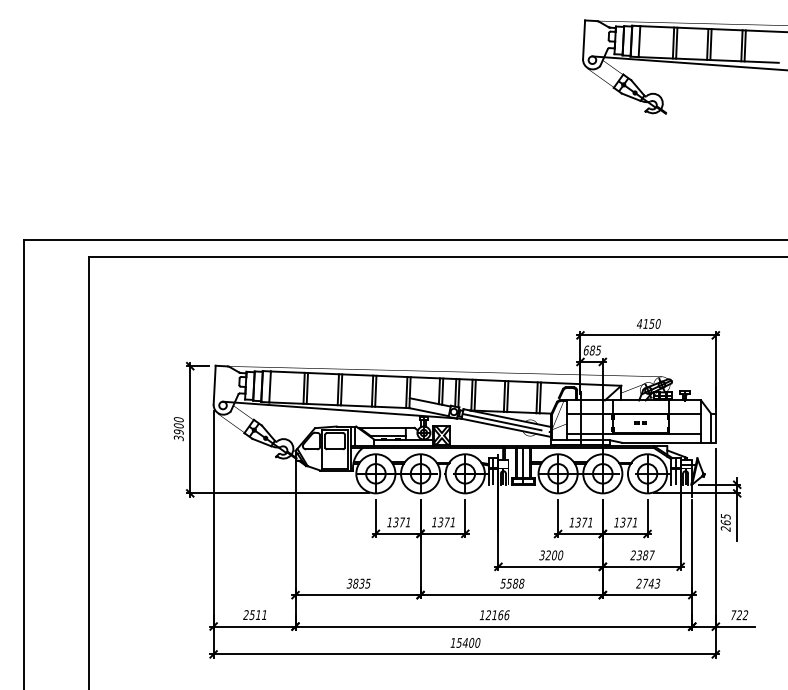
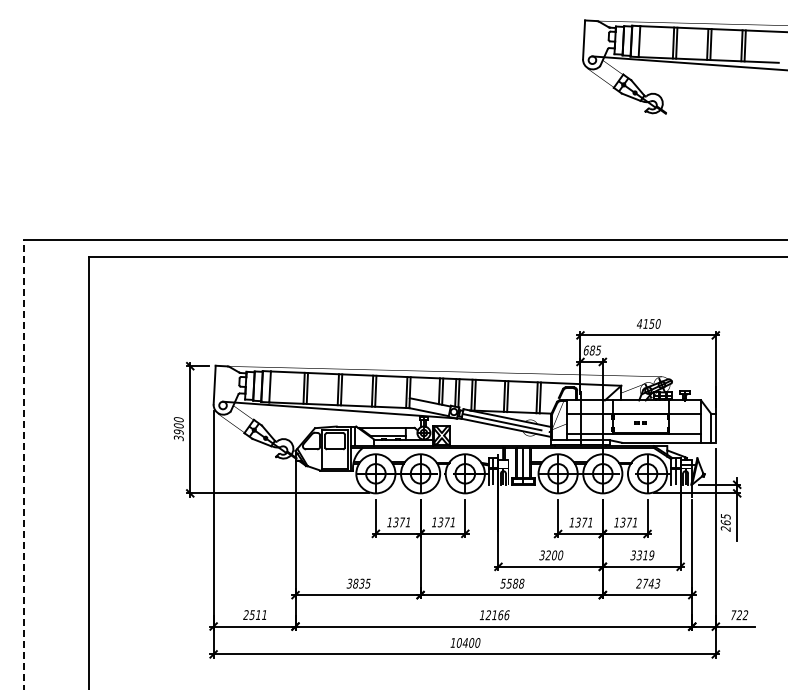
line: solid -> dashed (23, 464)
text: 2387 -> 3319 (642, 555)
text: 15400 -> 10400 (458, 642)
